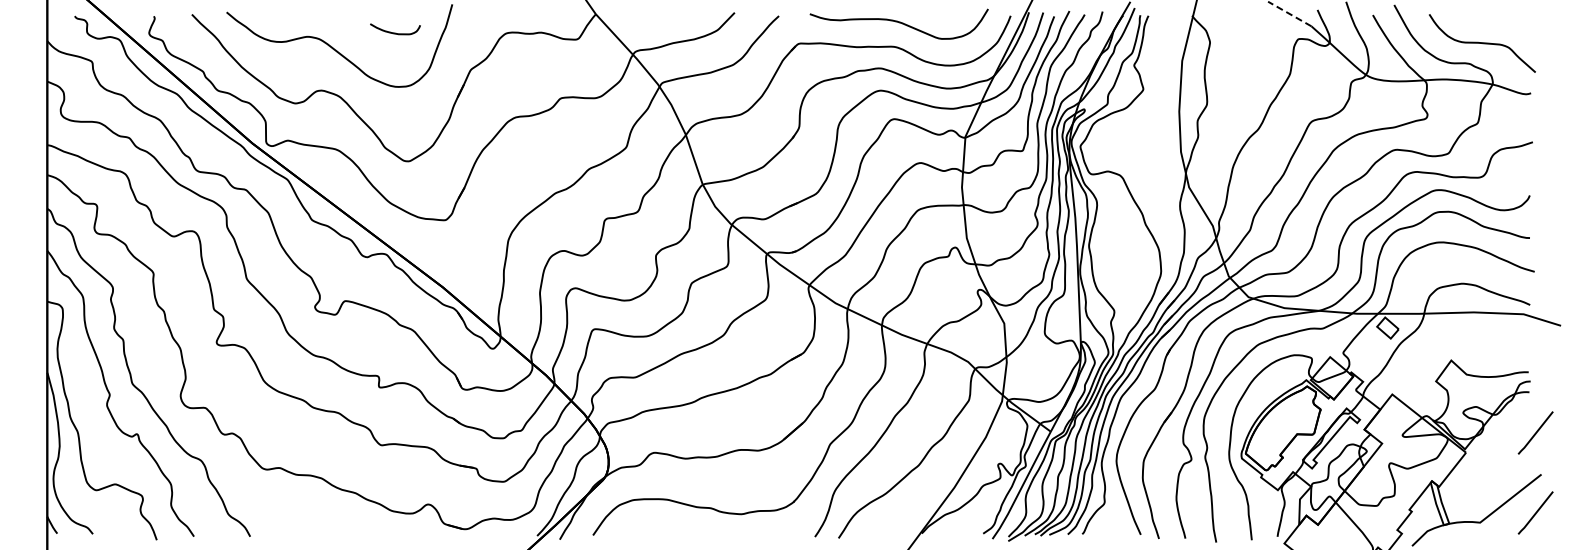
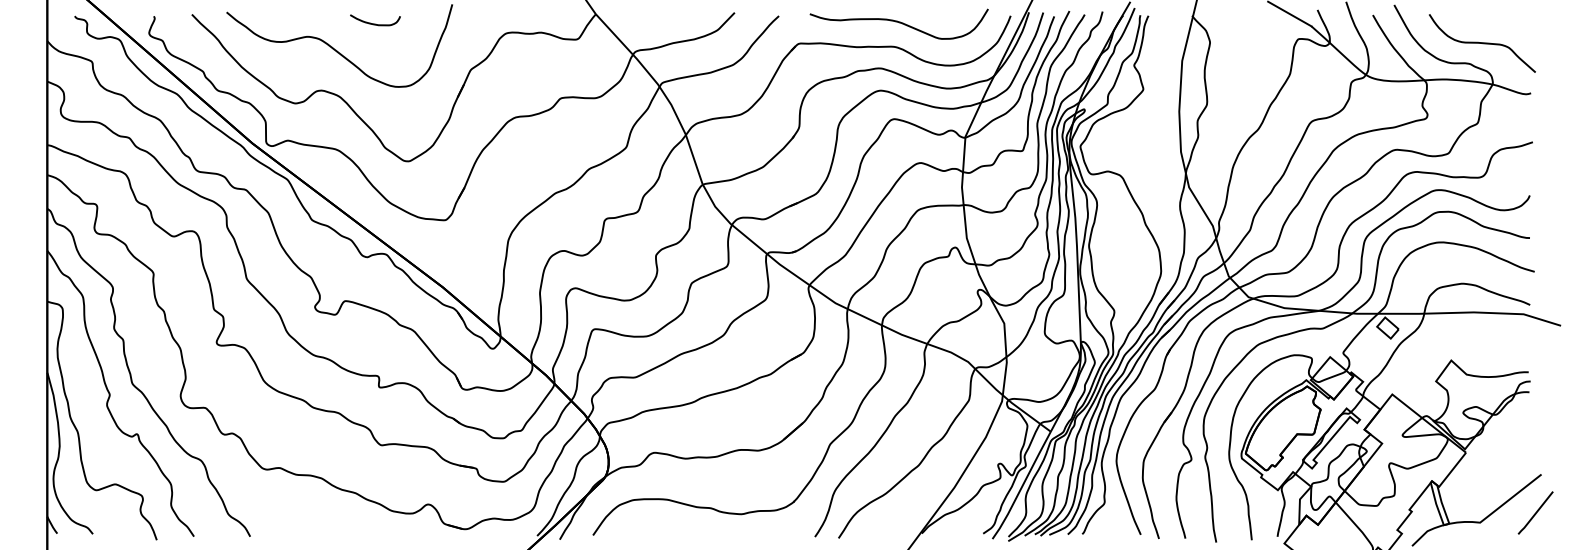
line: dashed -> solid (1289, 14)
curve position: (395, 32) -> (375, 23) (375, 23)
line: present -> none (1535, 432)
